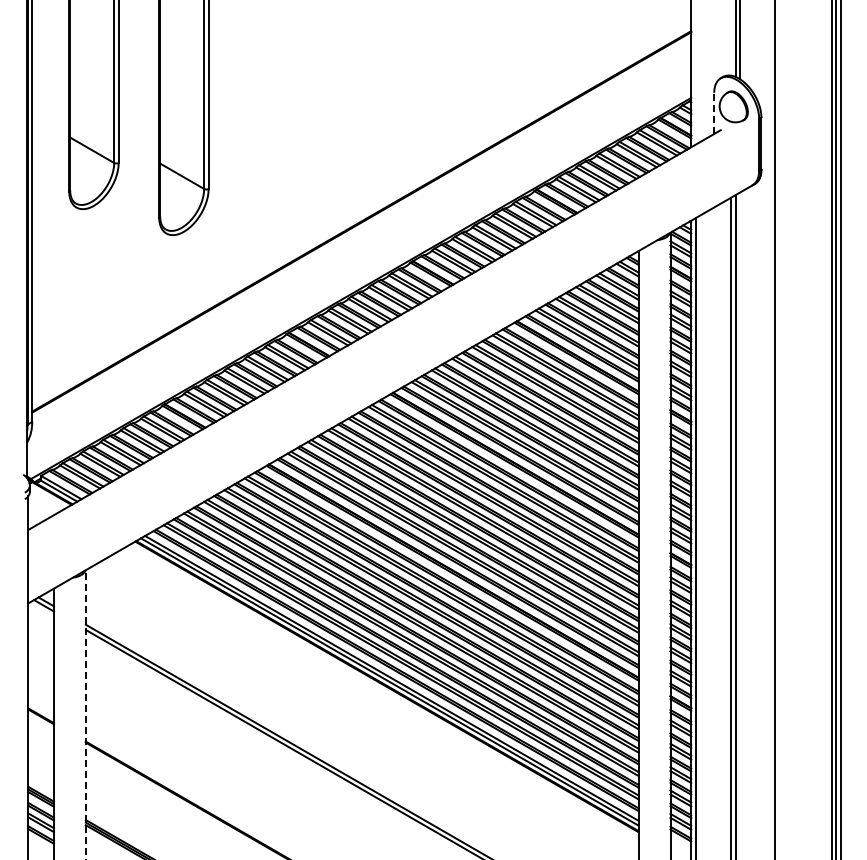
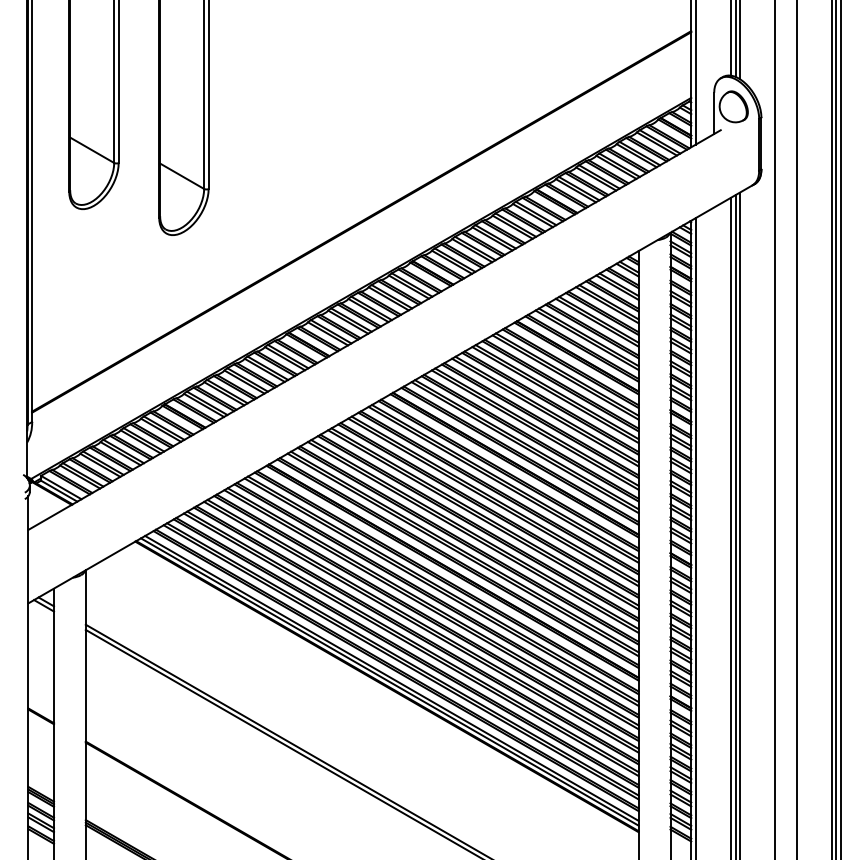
line: none -> present (730, 38)
line: none -> present (695, 73)
line: dashed -> solid (714, 113)
line: none -> present (797, 429)
line: none -> present (739, 524)
line: dashed -> solid (85, 714)
